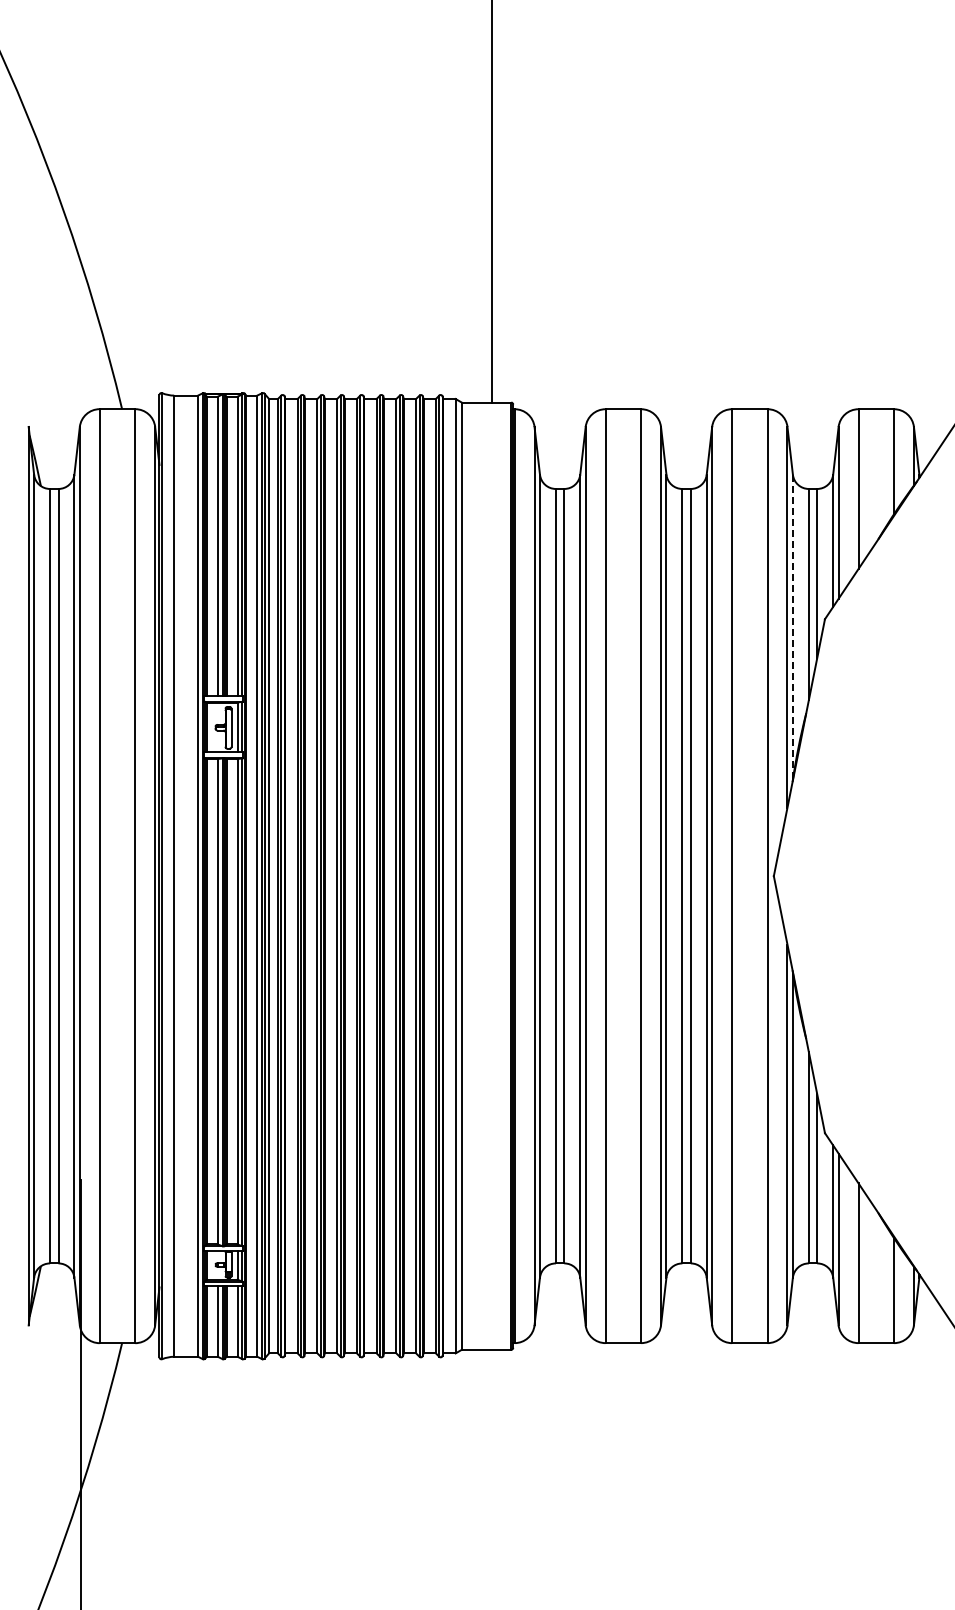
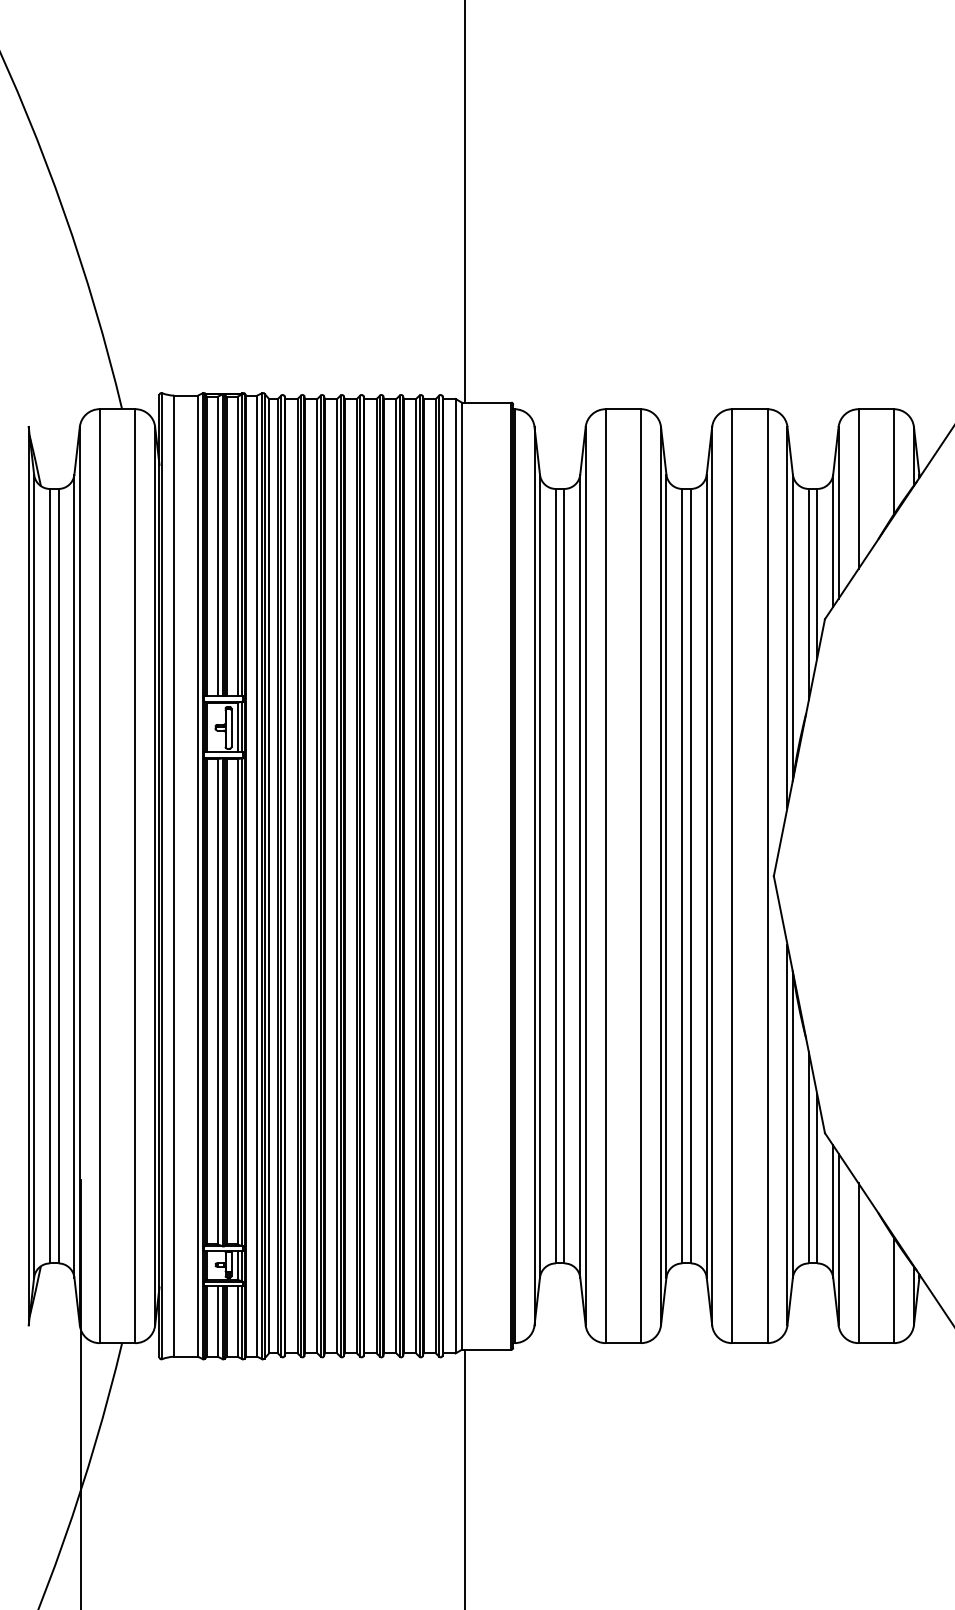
line position: (492, 202) -> (465, 202) (465, 202)
line: dashed -> solid (792, 627)
line: none -> present (465, 1477)
